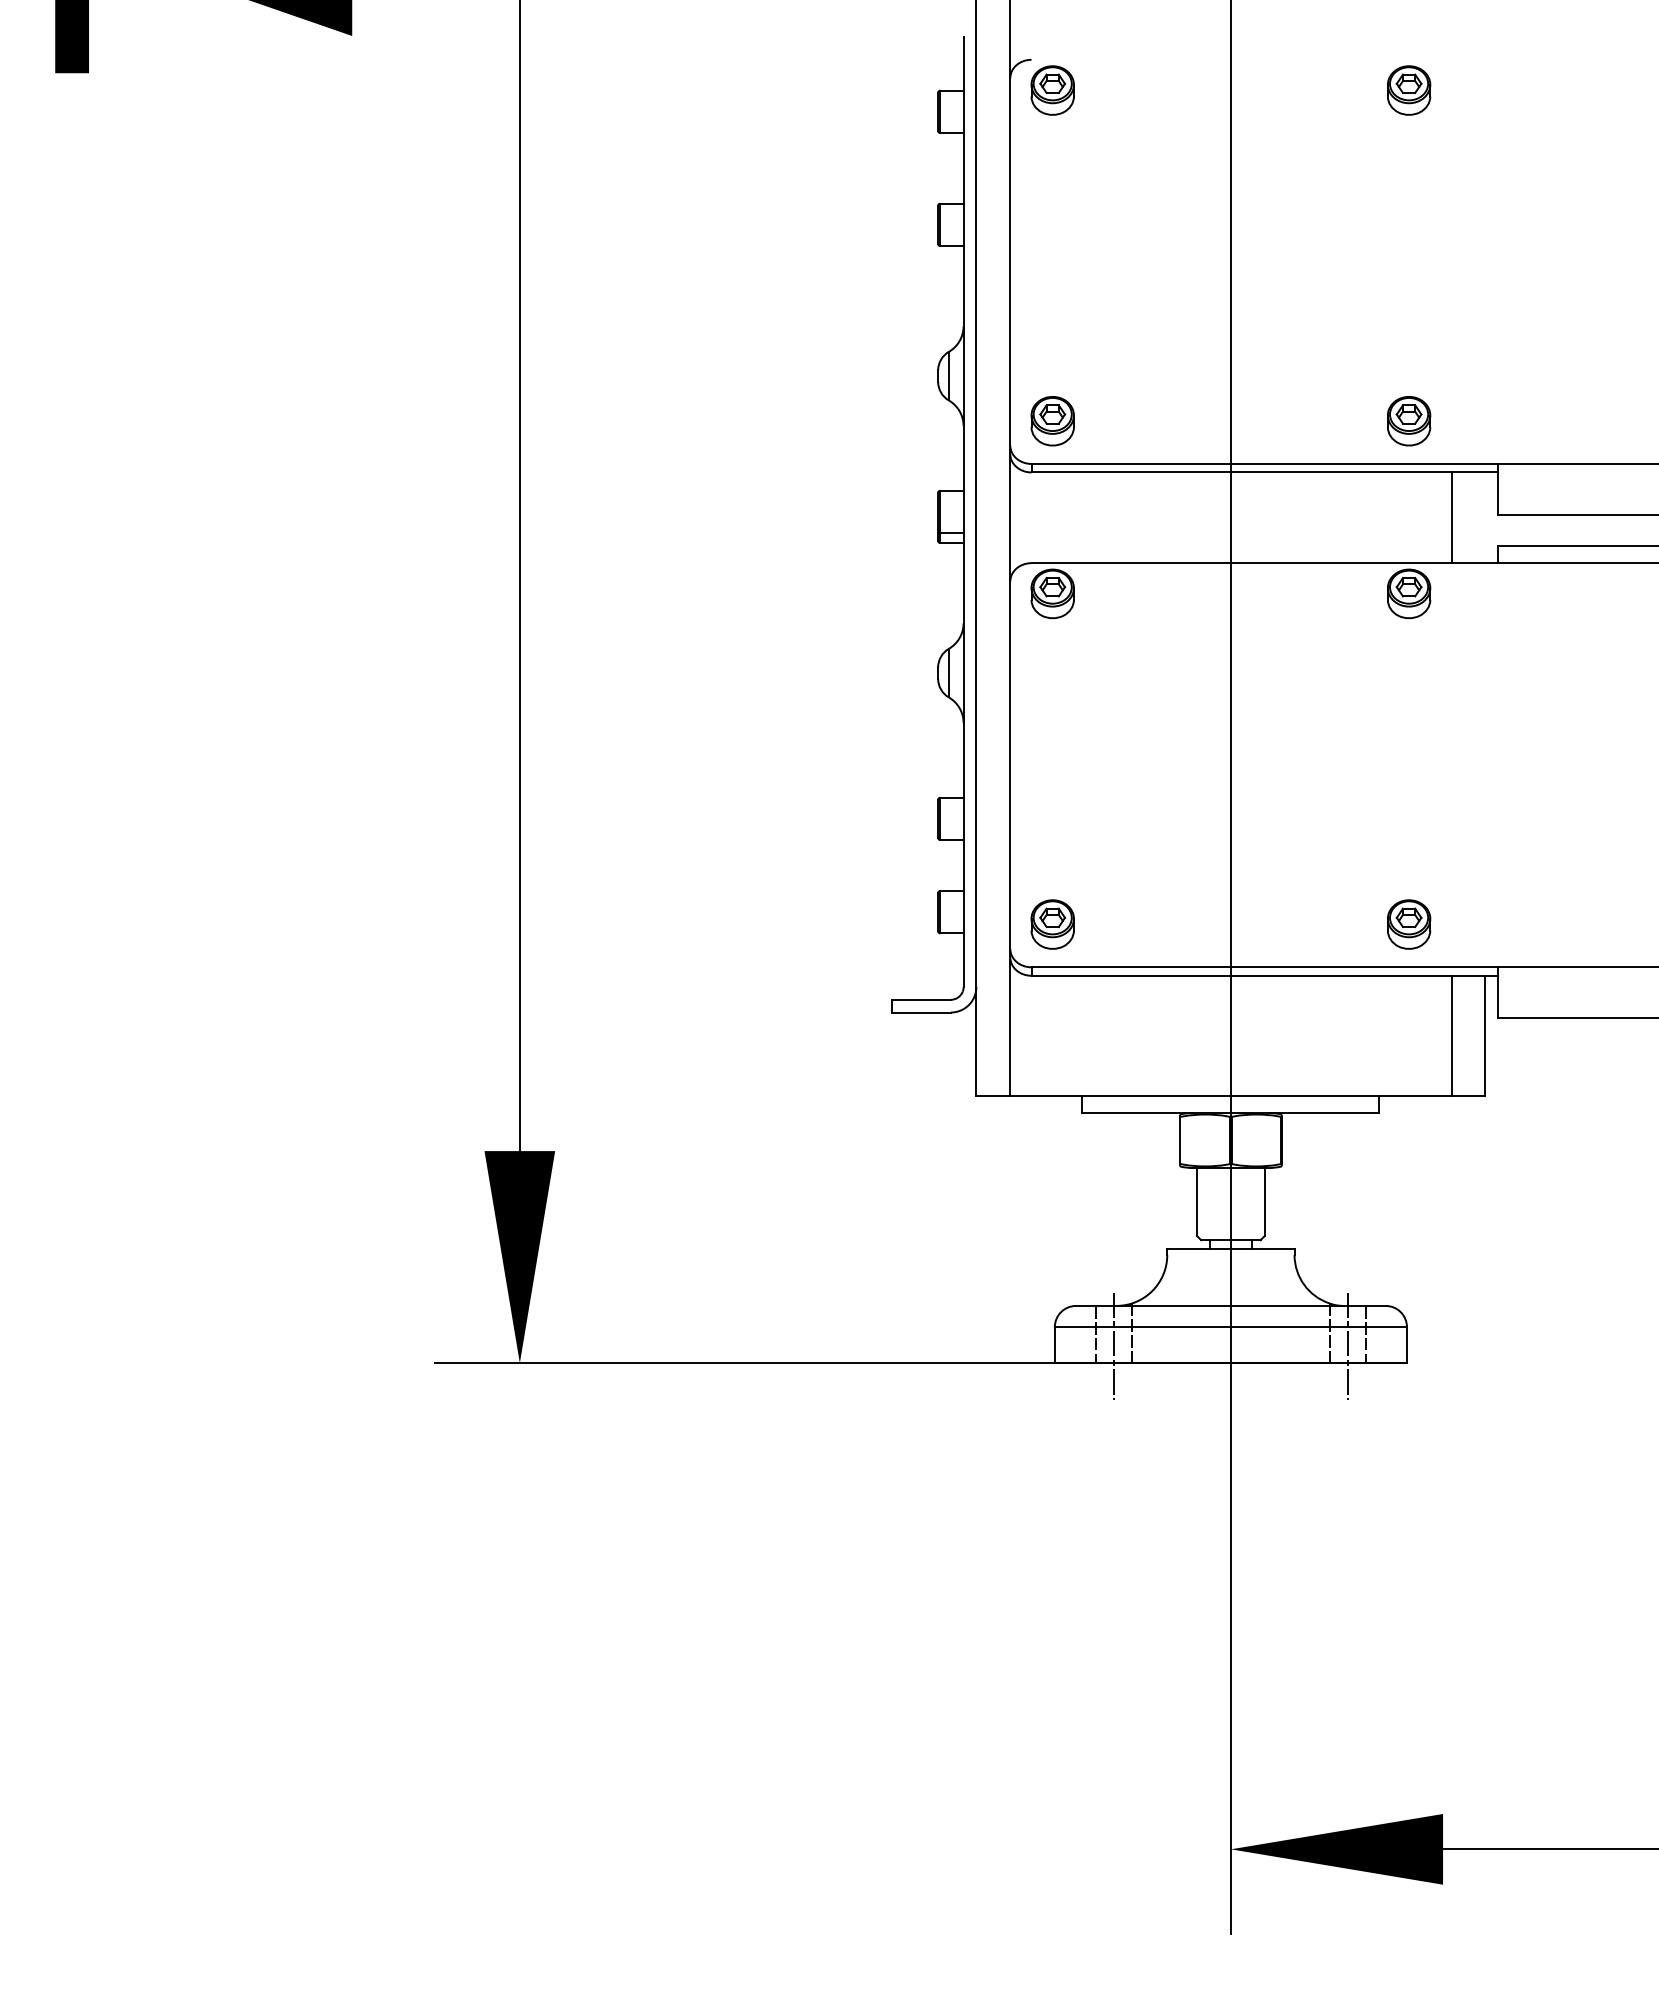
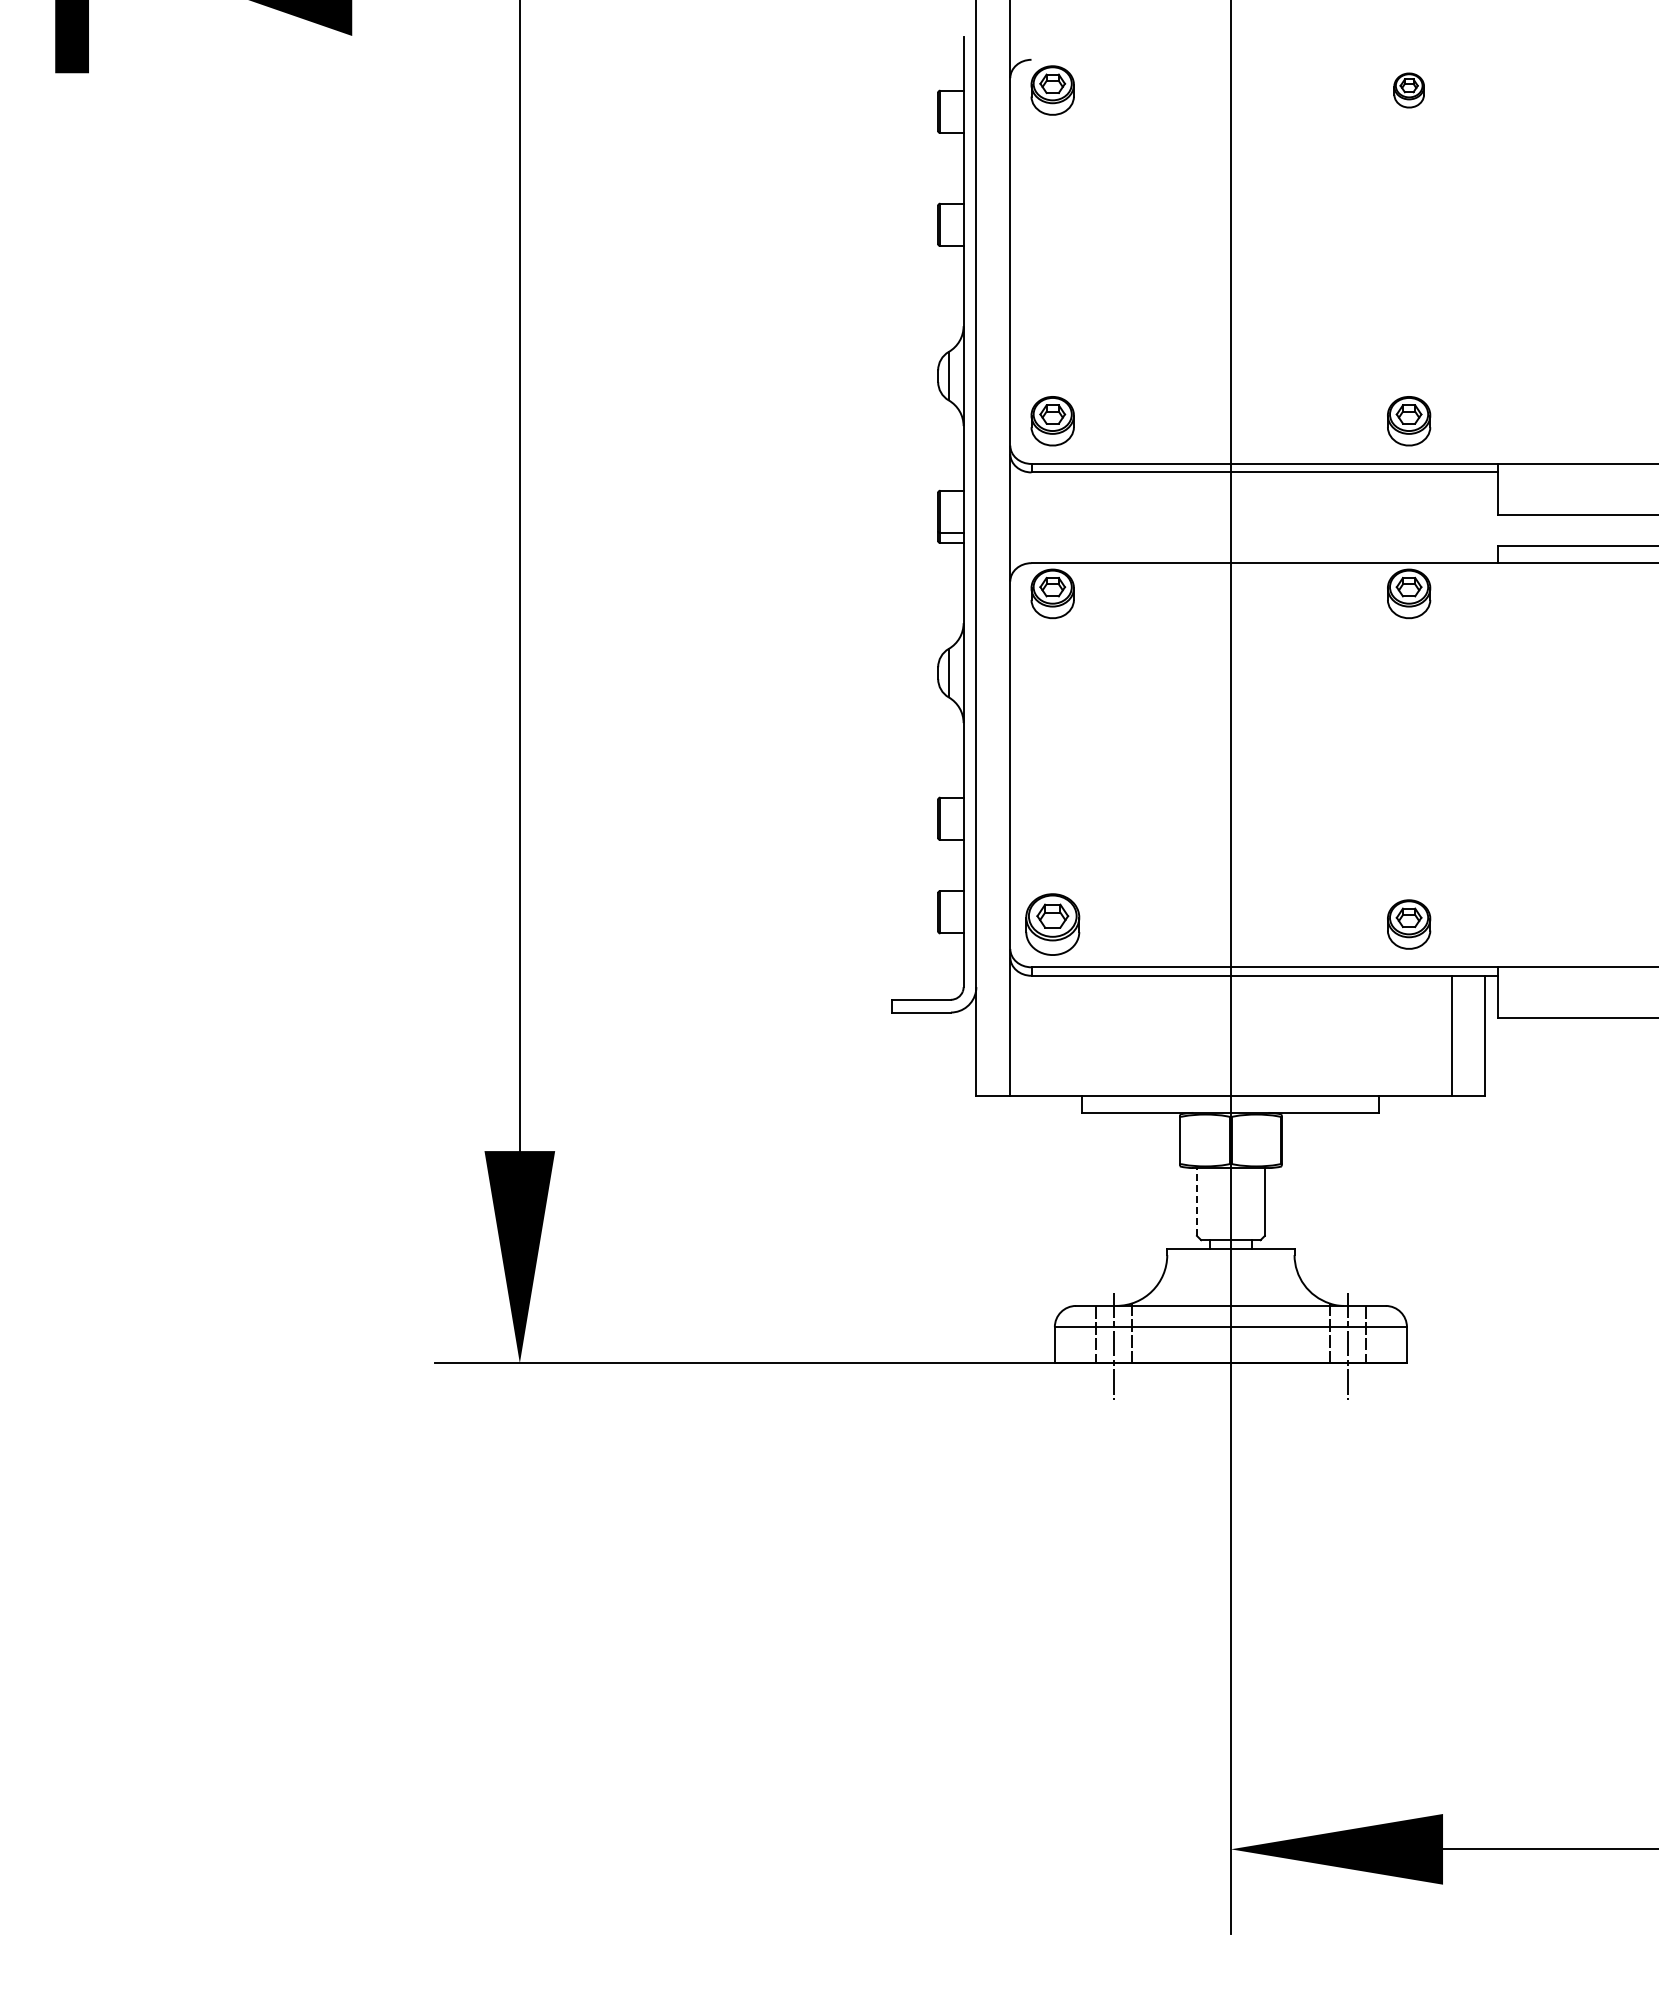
part size: 45x51 px -> 32x37 px (1408, 90)
line: present -> none (1451, 517)
part size: 45x51 px -> 56x63 px (1052, 924)
line: solid -> dashed (1196, 1202)
